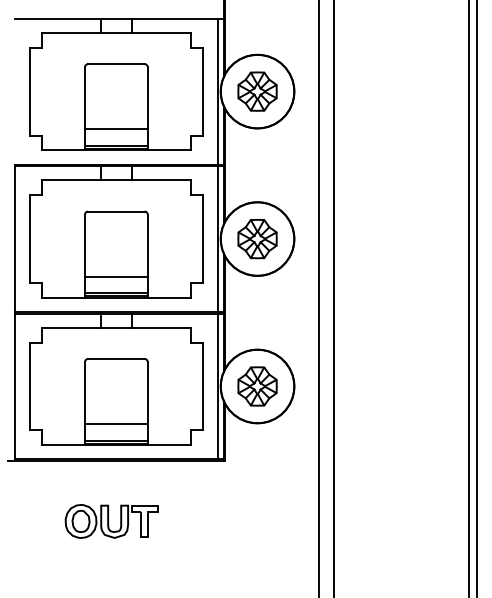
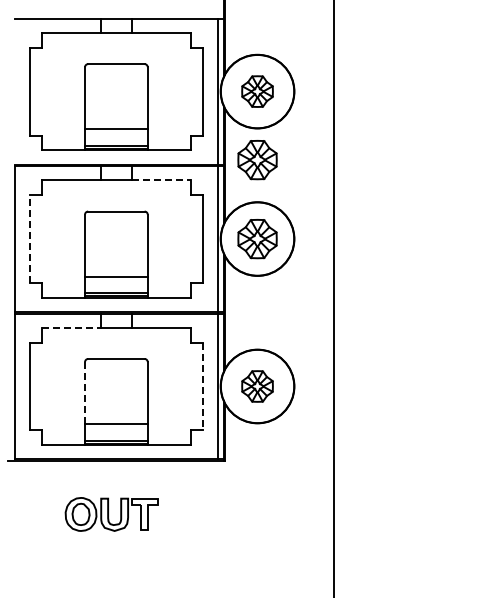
part size: 41x41 px -> 33x33 px (257, 91)
part: none -> present (257, 160)
line: solid -> dashed (162, 180)
line: solid -> dashed (30, 239)
line: present -> none (318, 298)
line: present -> none (469, 298)
line: present -> none (477, 298)
line: solid -> dashed (71, 327)
line: solid -> dashed (202, 386)
part size: 41x41 px -> 33x33 px (257, 386)
line: solid -> dashed (85, 392)
part position: (111, 521) -> (111, 514) (111, 514)
